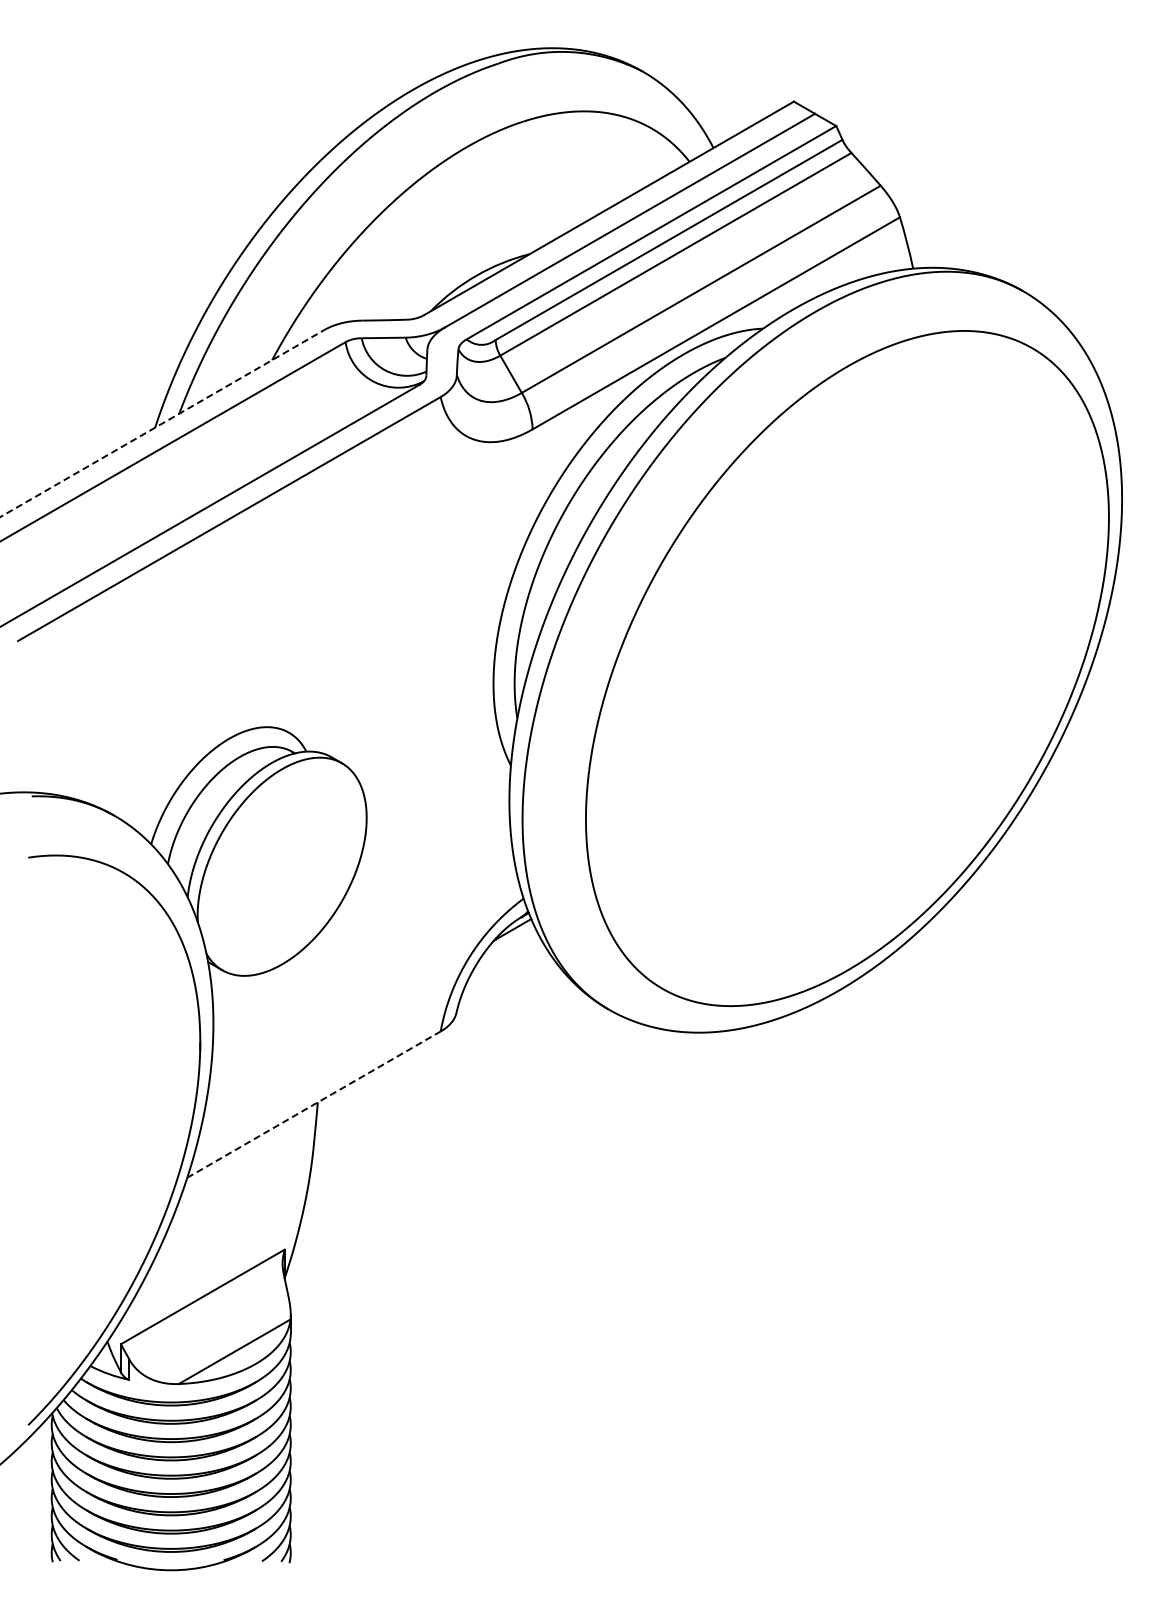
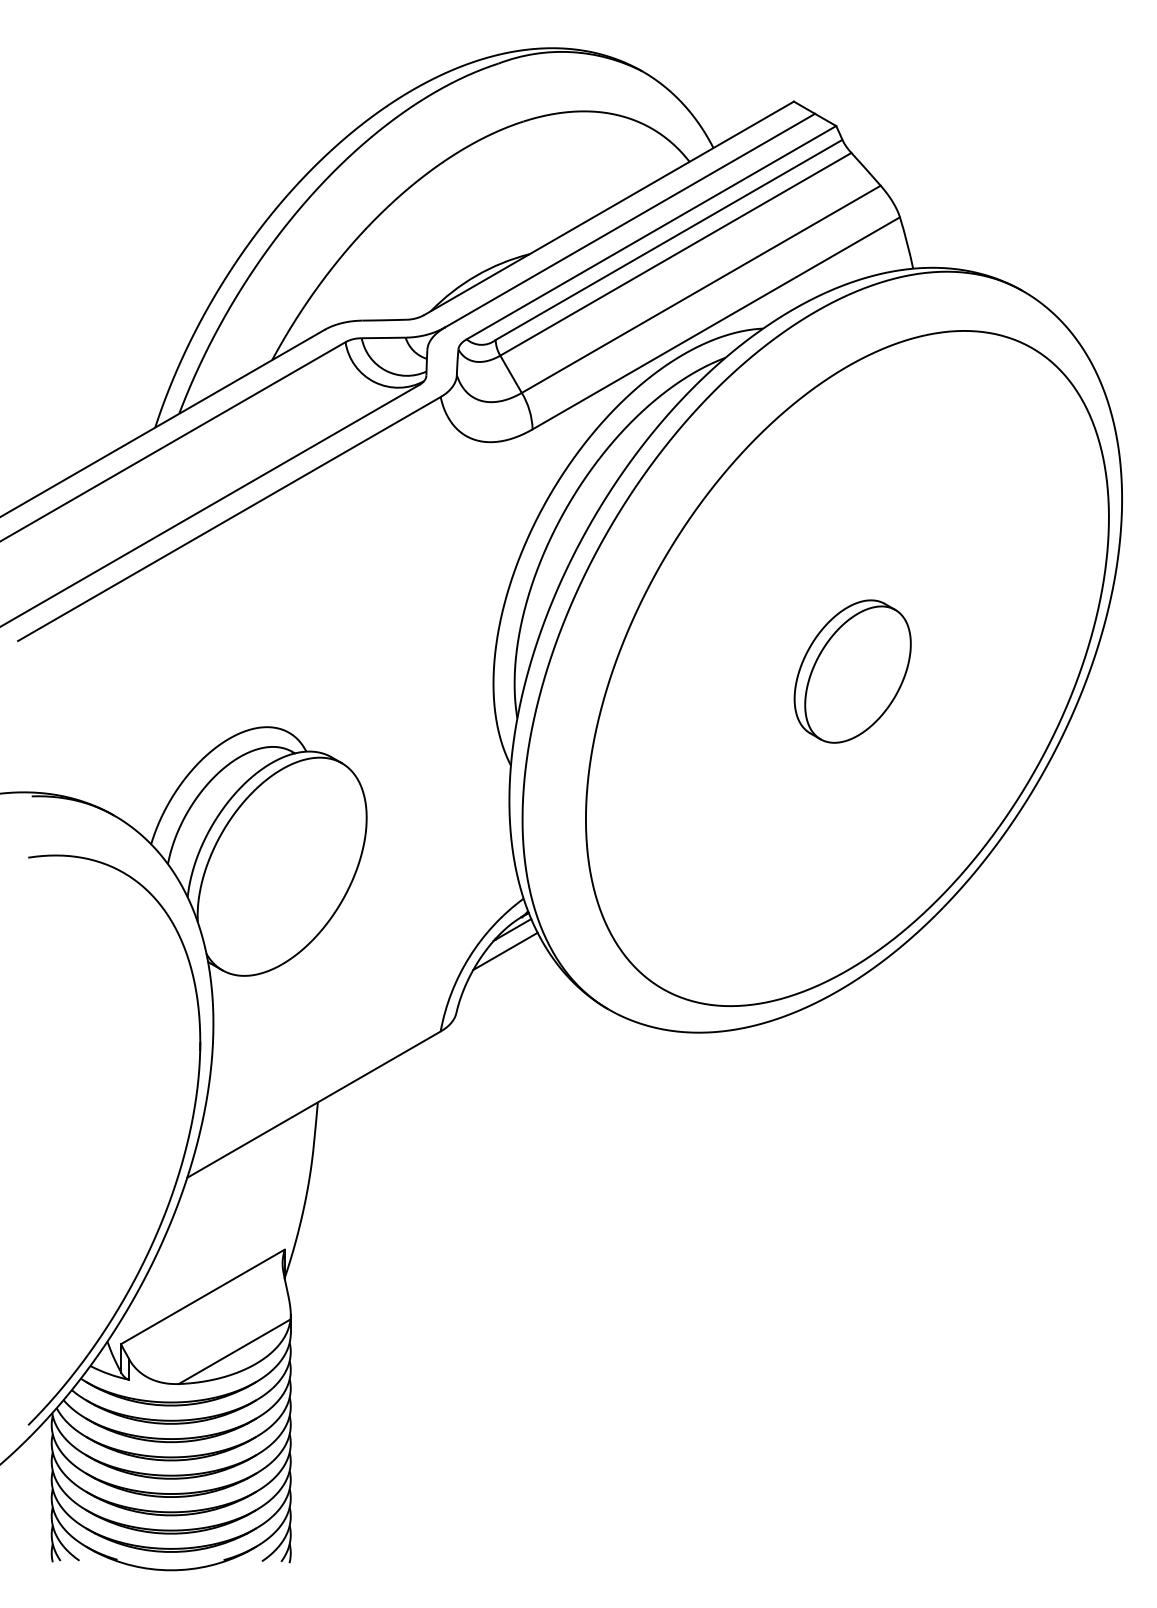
line: dashed -> solid (162, 423)
part: none -> present (852, 671)
line: none -> present (505, 950)
line: dashed -> solid (314, 1104)
